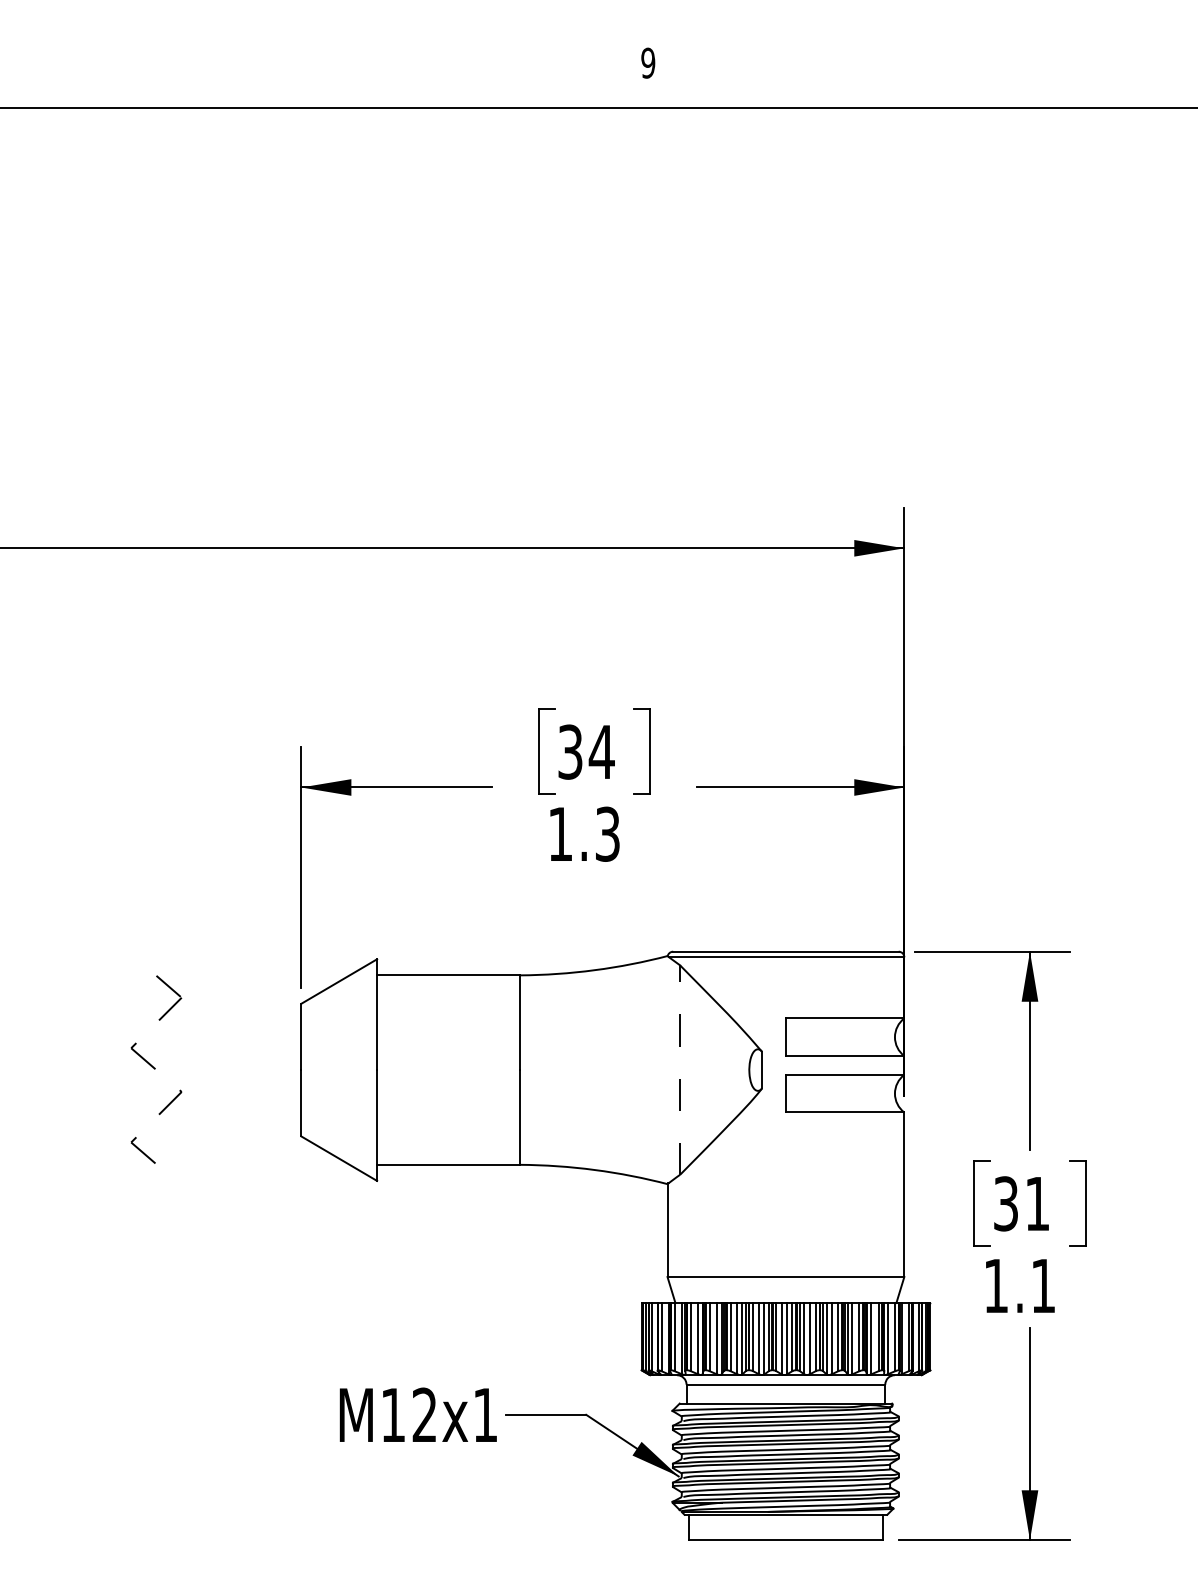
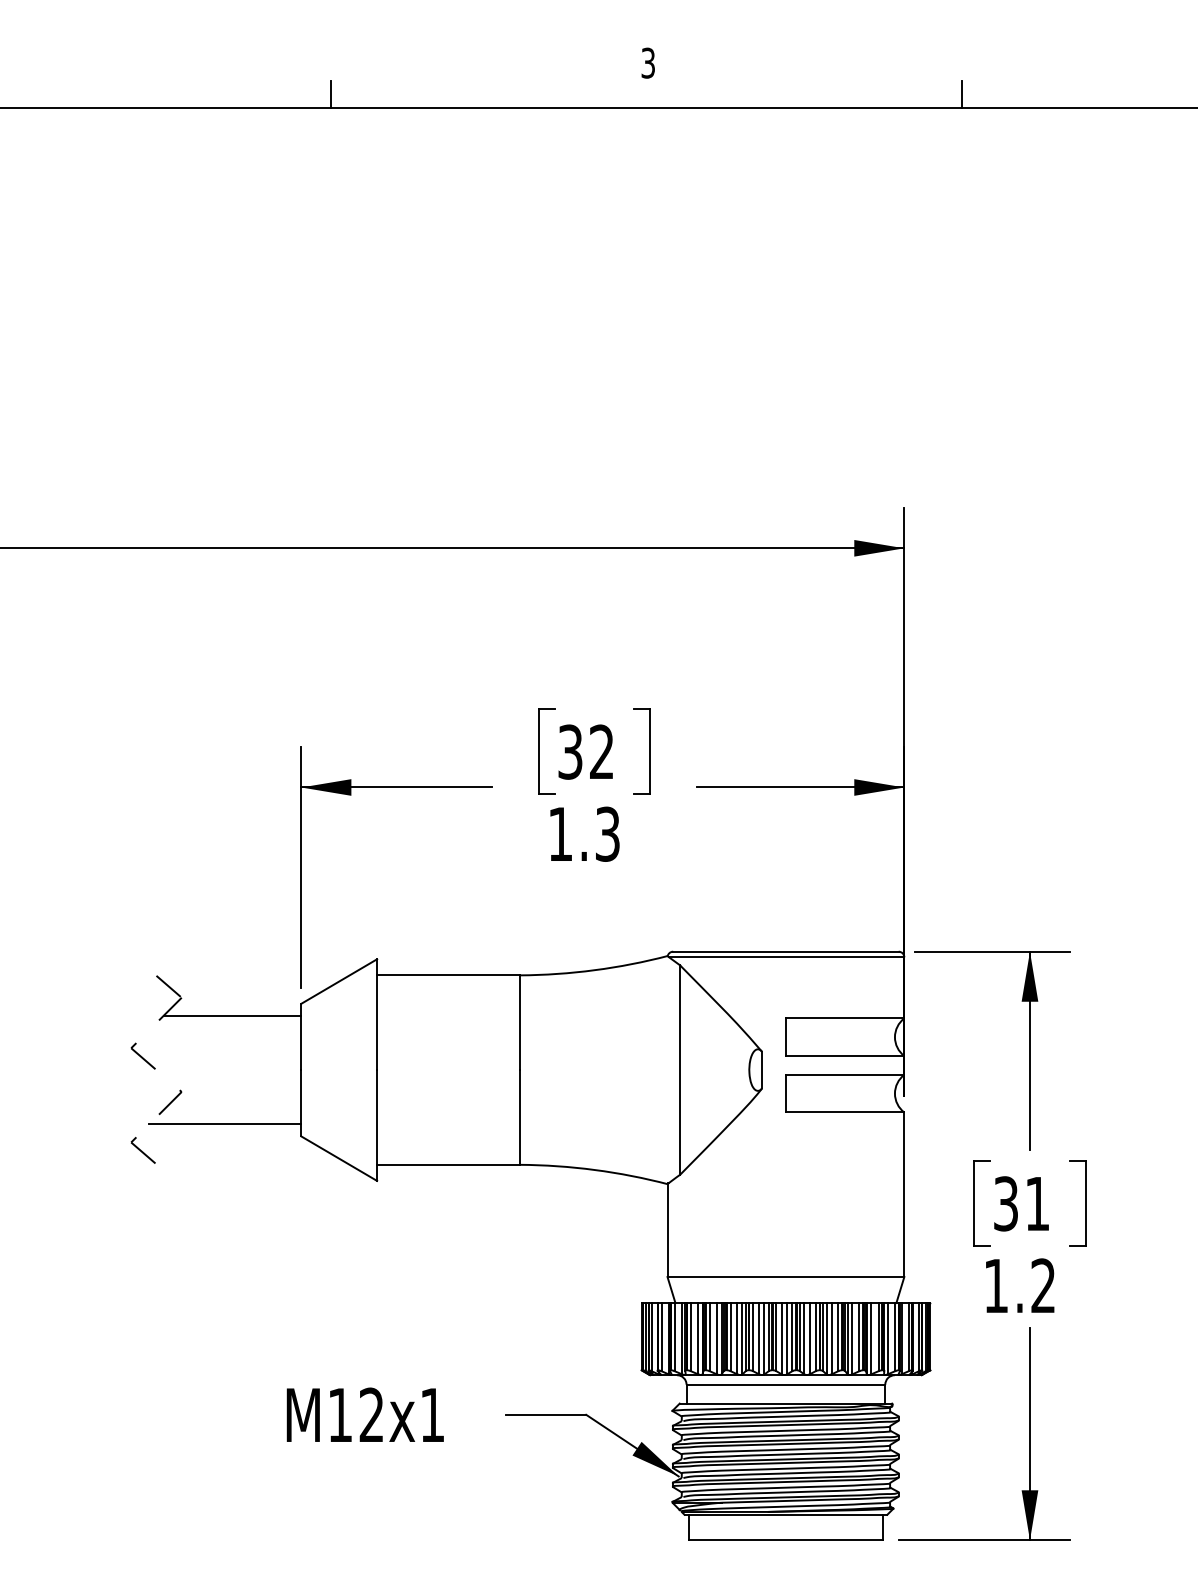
text: 9 -> 3 (648, 62)
line: none -> present (330, 94)
line: none -> present (962, 94)
text: 34 -> 32 (601, 751)
line: none -> present (232, 1015)
line: dashed -> solid (680, 1070)
line: none -> present (225, 1124)
text: 1.1 -> 1.2 (1042, 1285)
text position: (417, 1414) -> (364, 1414) (364, 1414)
